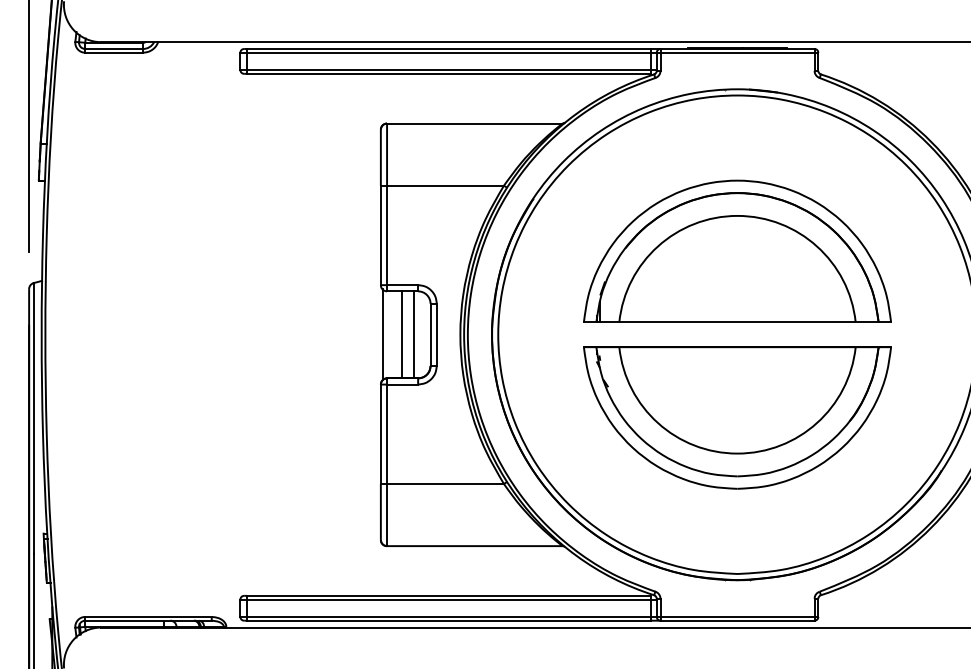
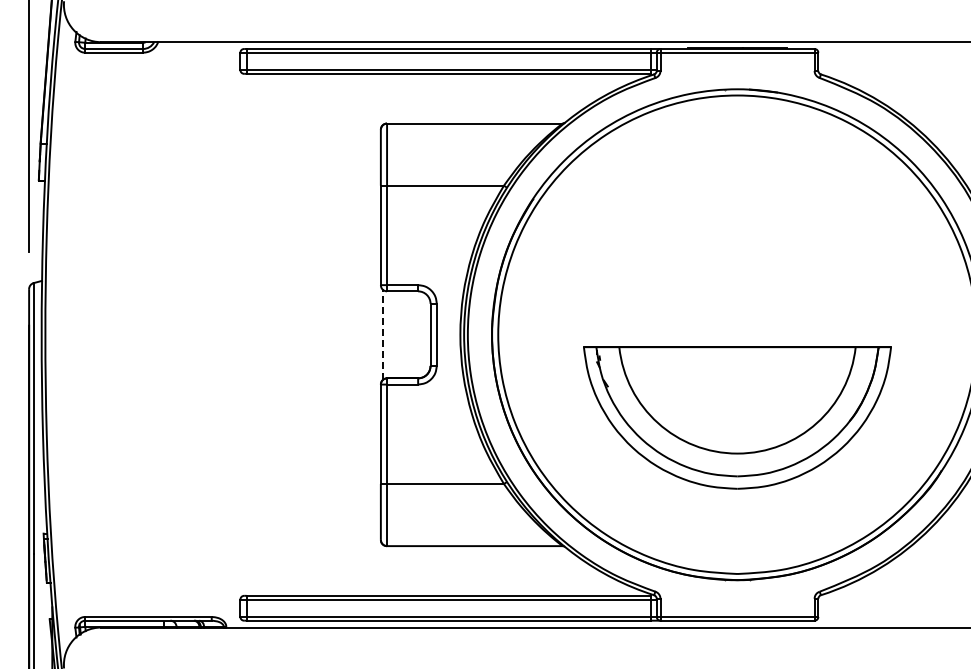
part: present -> none (737, 250)
line: solid -> dashed (383, 333)
line: present -> none (402, 334)
line: present -> none (414, 334)
